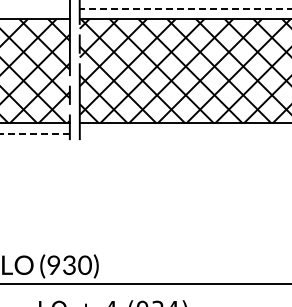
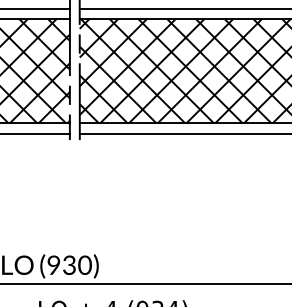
line: none -> present (35, 8)
line: dashed -> solid (185, 8)
line: dashed -> solid (34, 133)
line: none -> present (183, 133)
